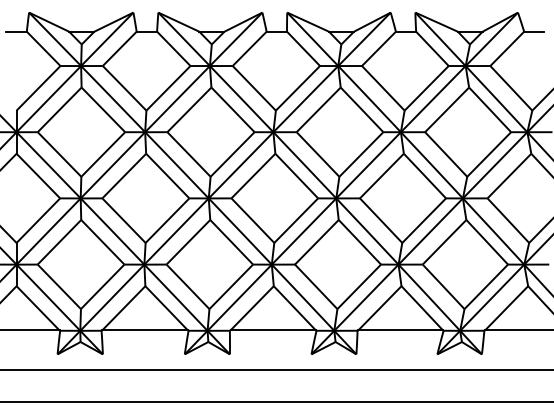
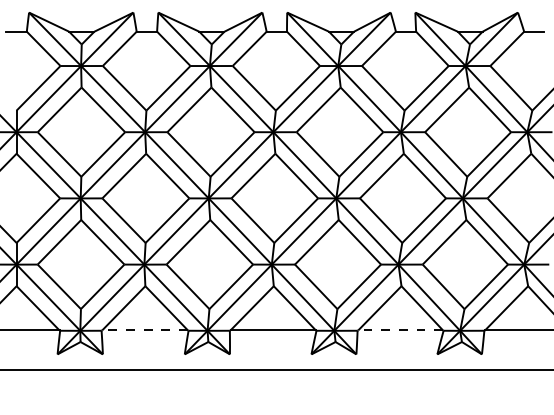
line: solid -> dashed (145, 330)
line: solid -> dashed (400, 330)
line: present -> none (276, 402)
